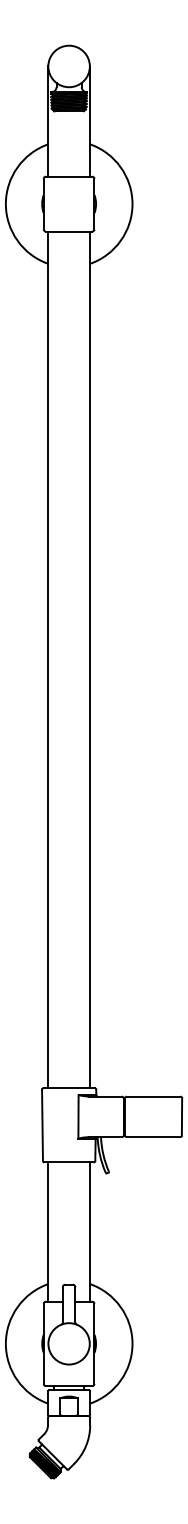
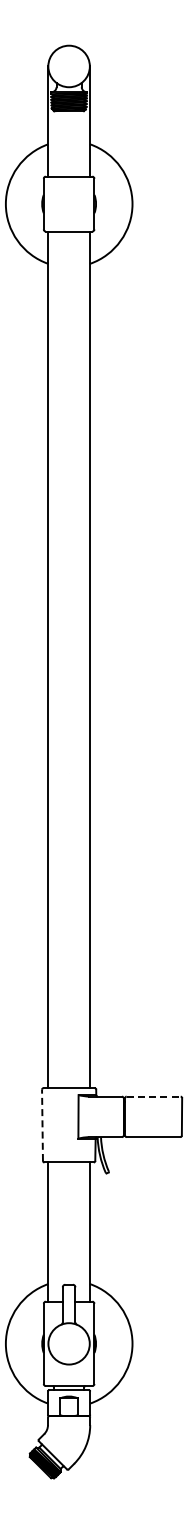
line: solid -> dashed (153, 1096)
line: solid -> dashed (42, 1125)
